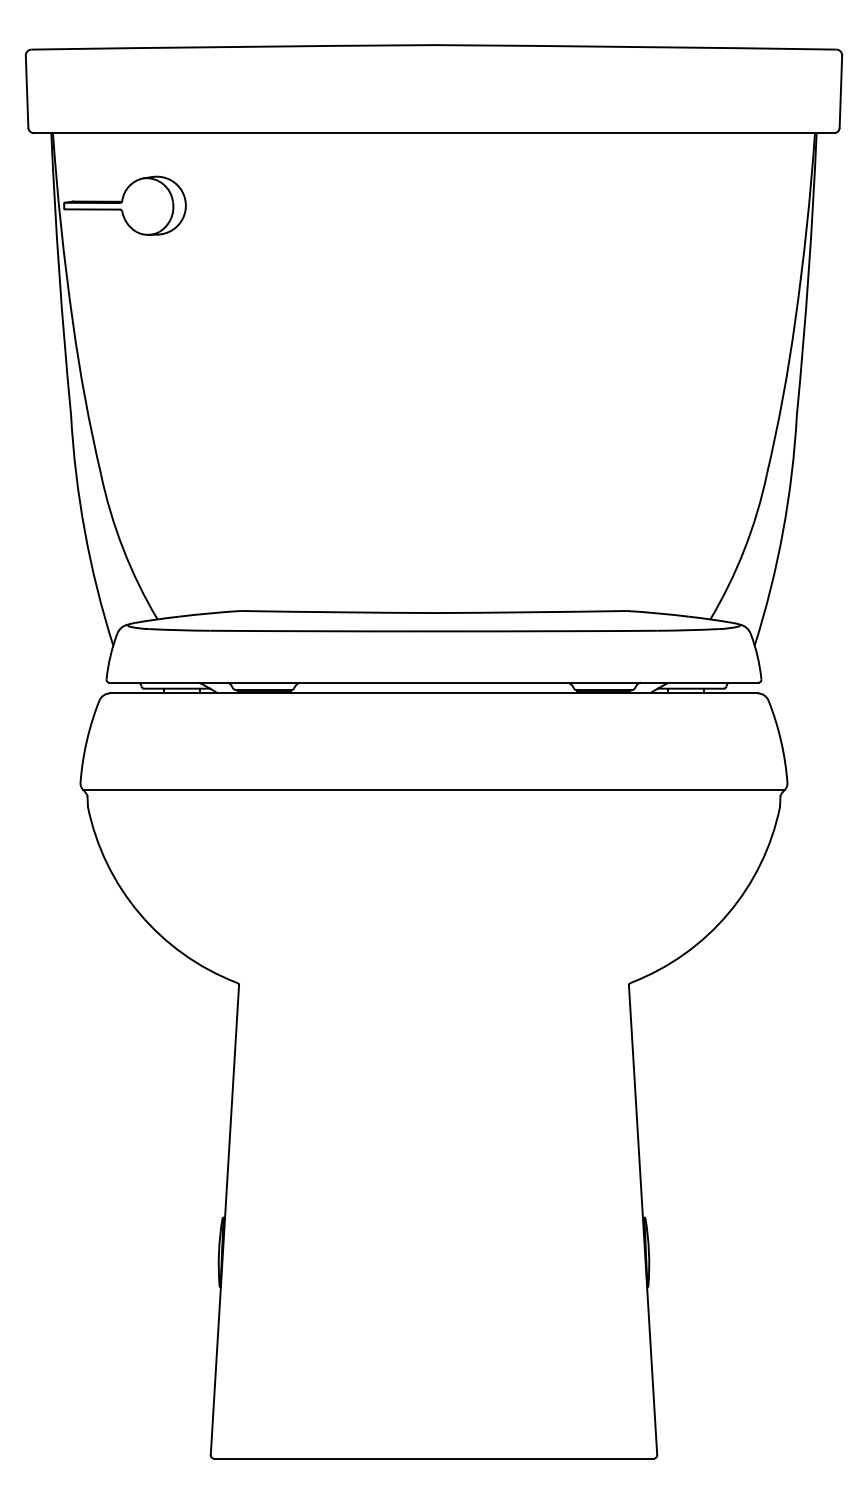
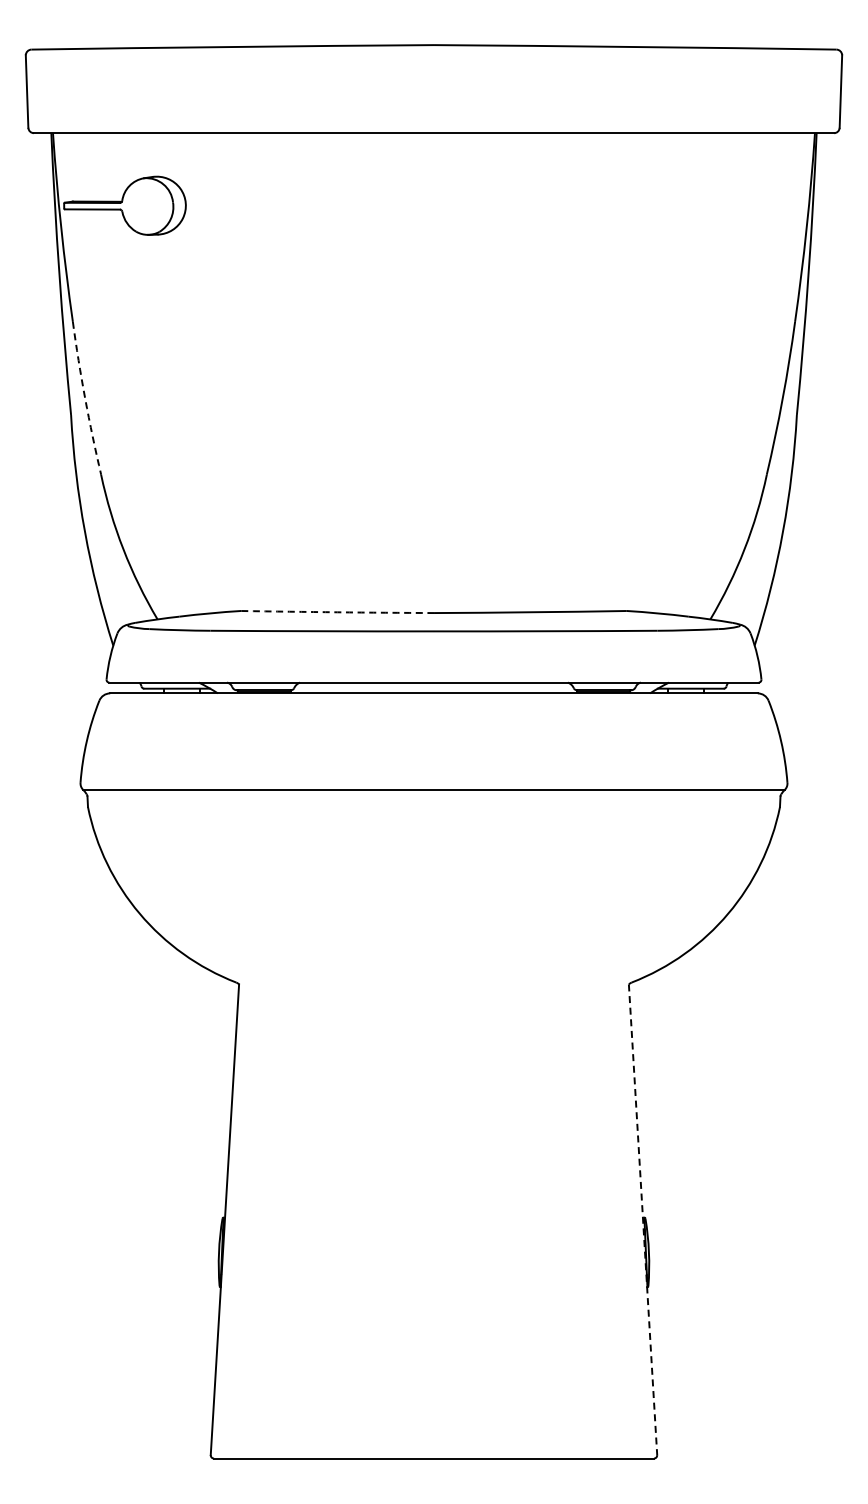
arc: solid -> dashed (85, 398)
arc: solid -> dashed (337, 612)
line: solid -> dashed (643, 1219)
